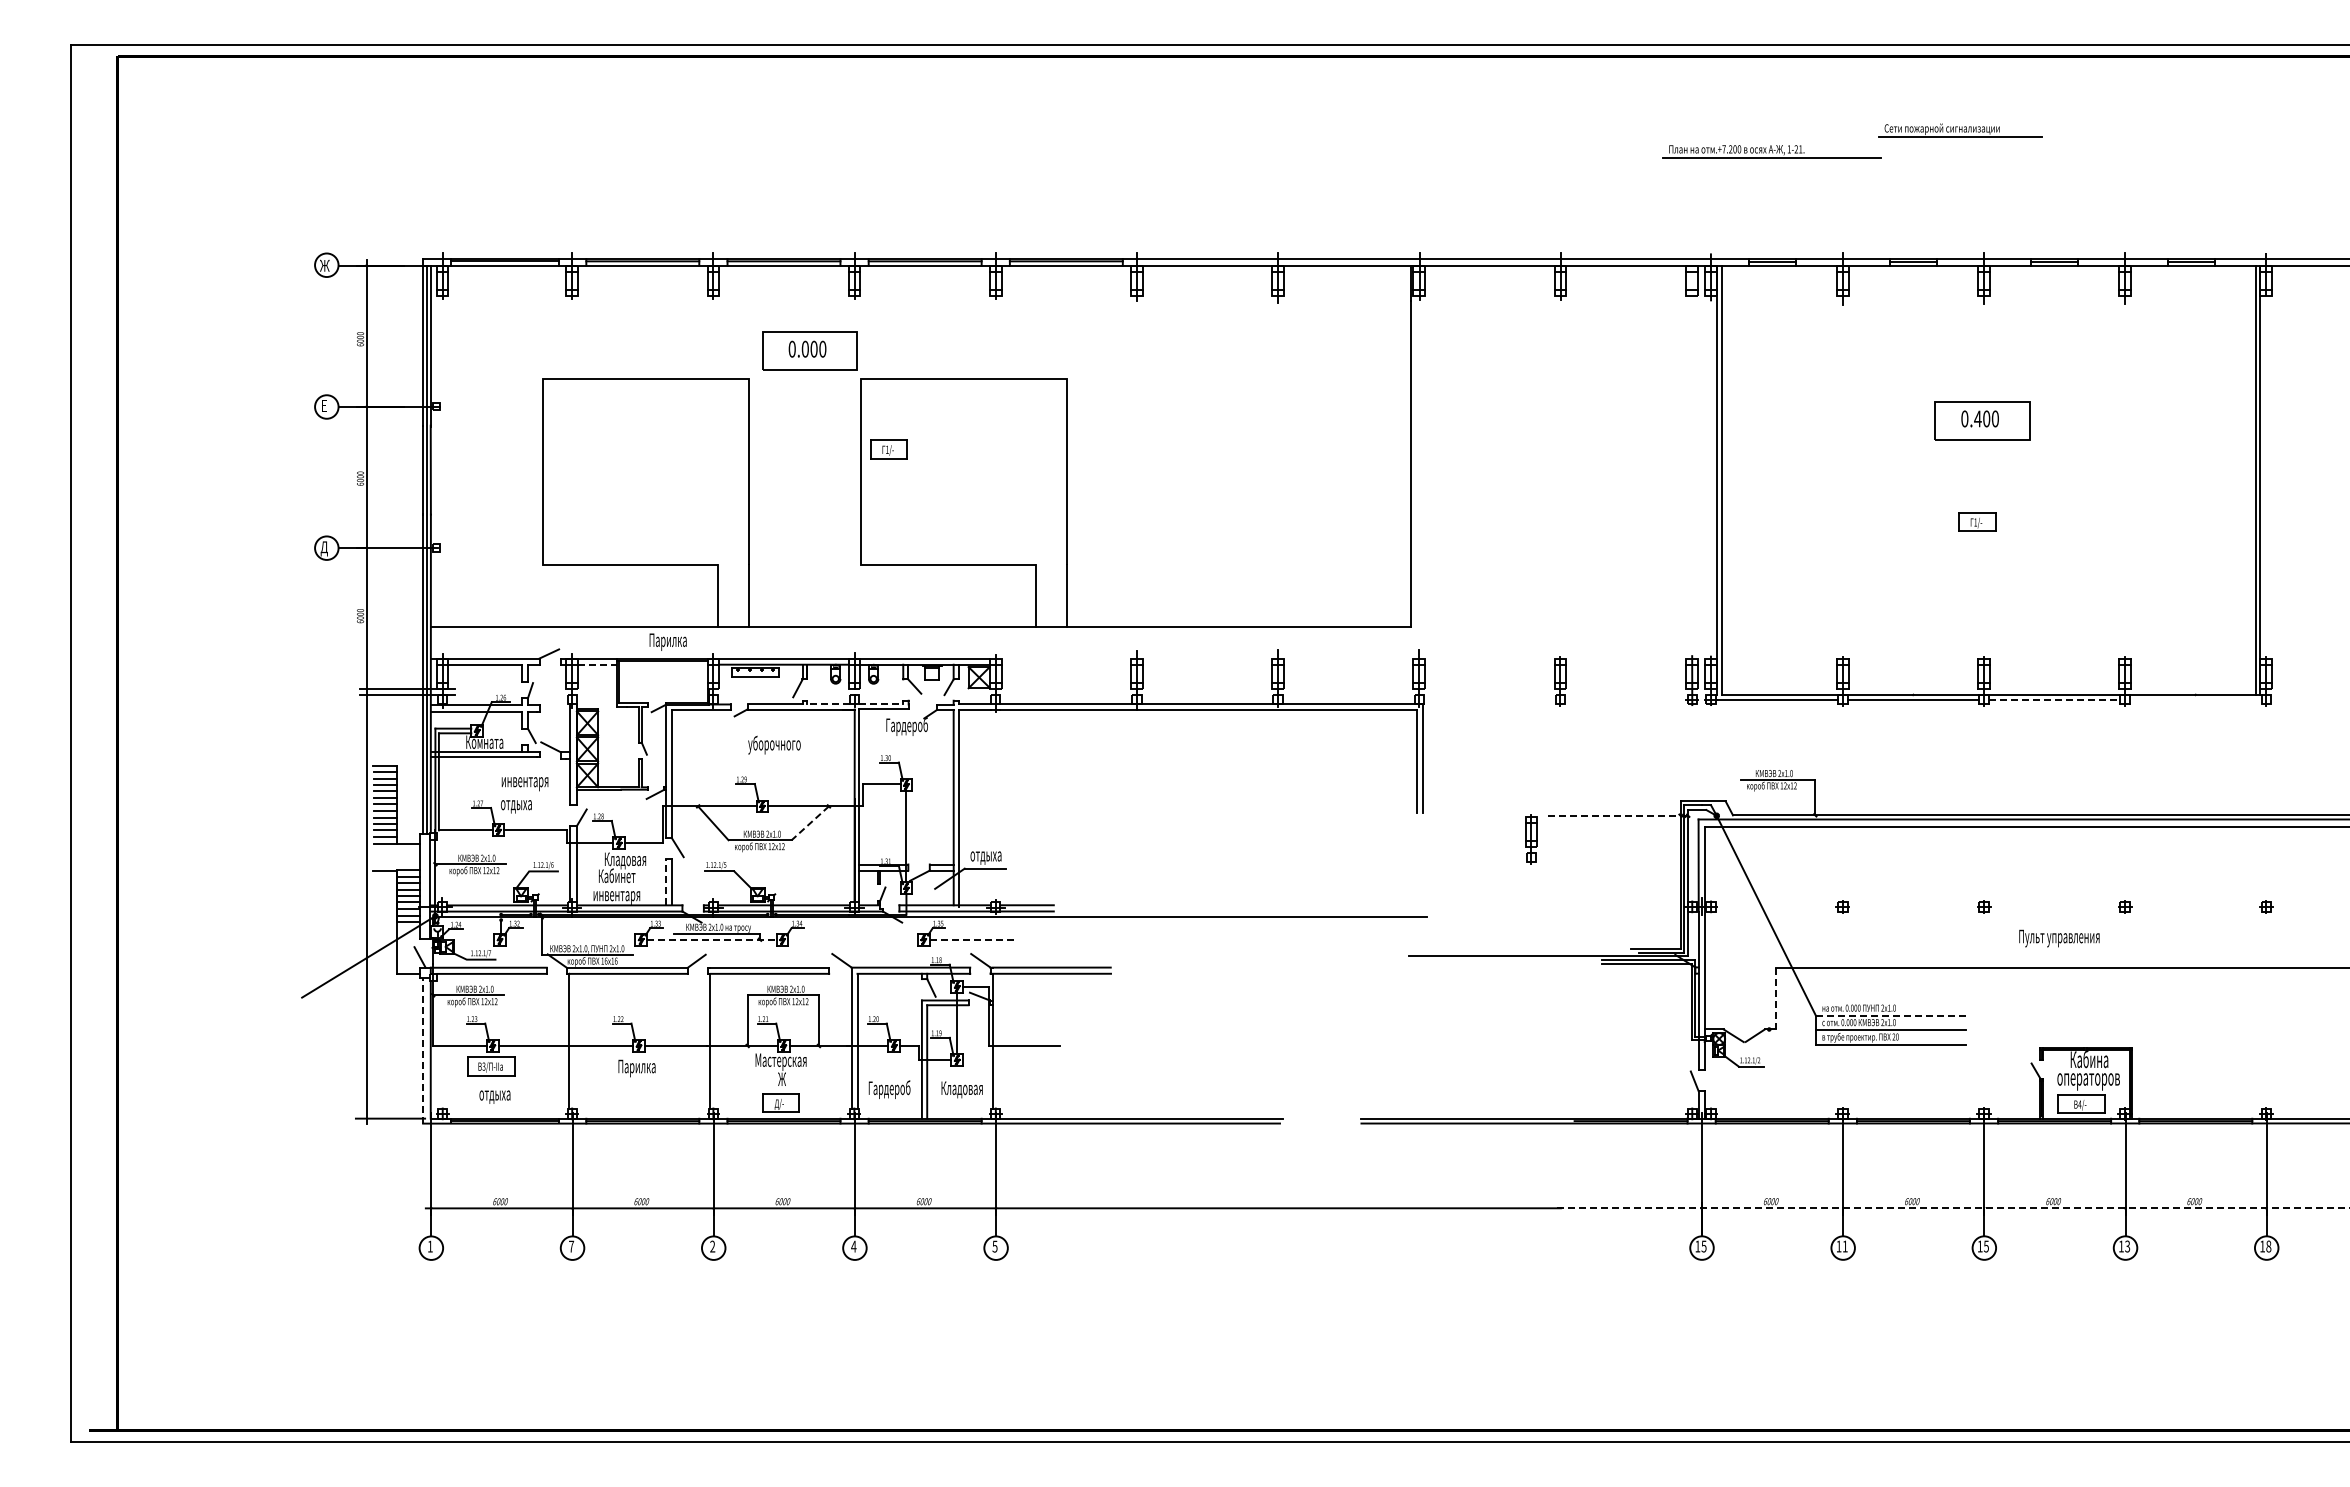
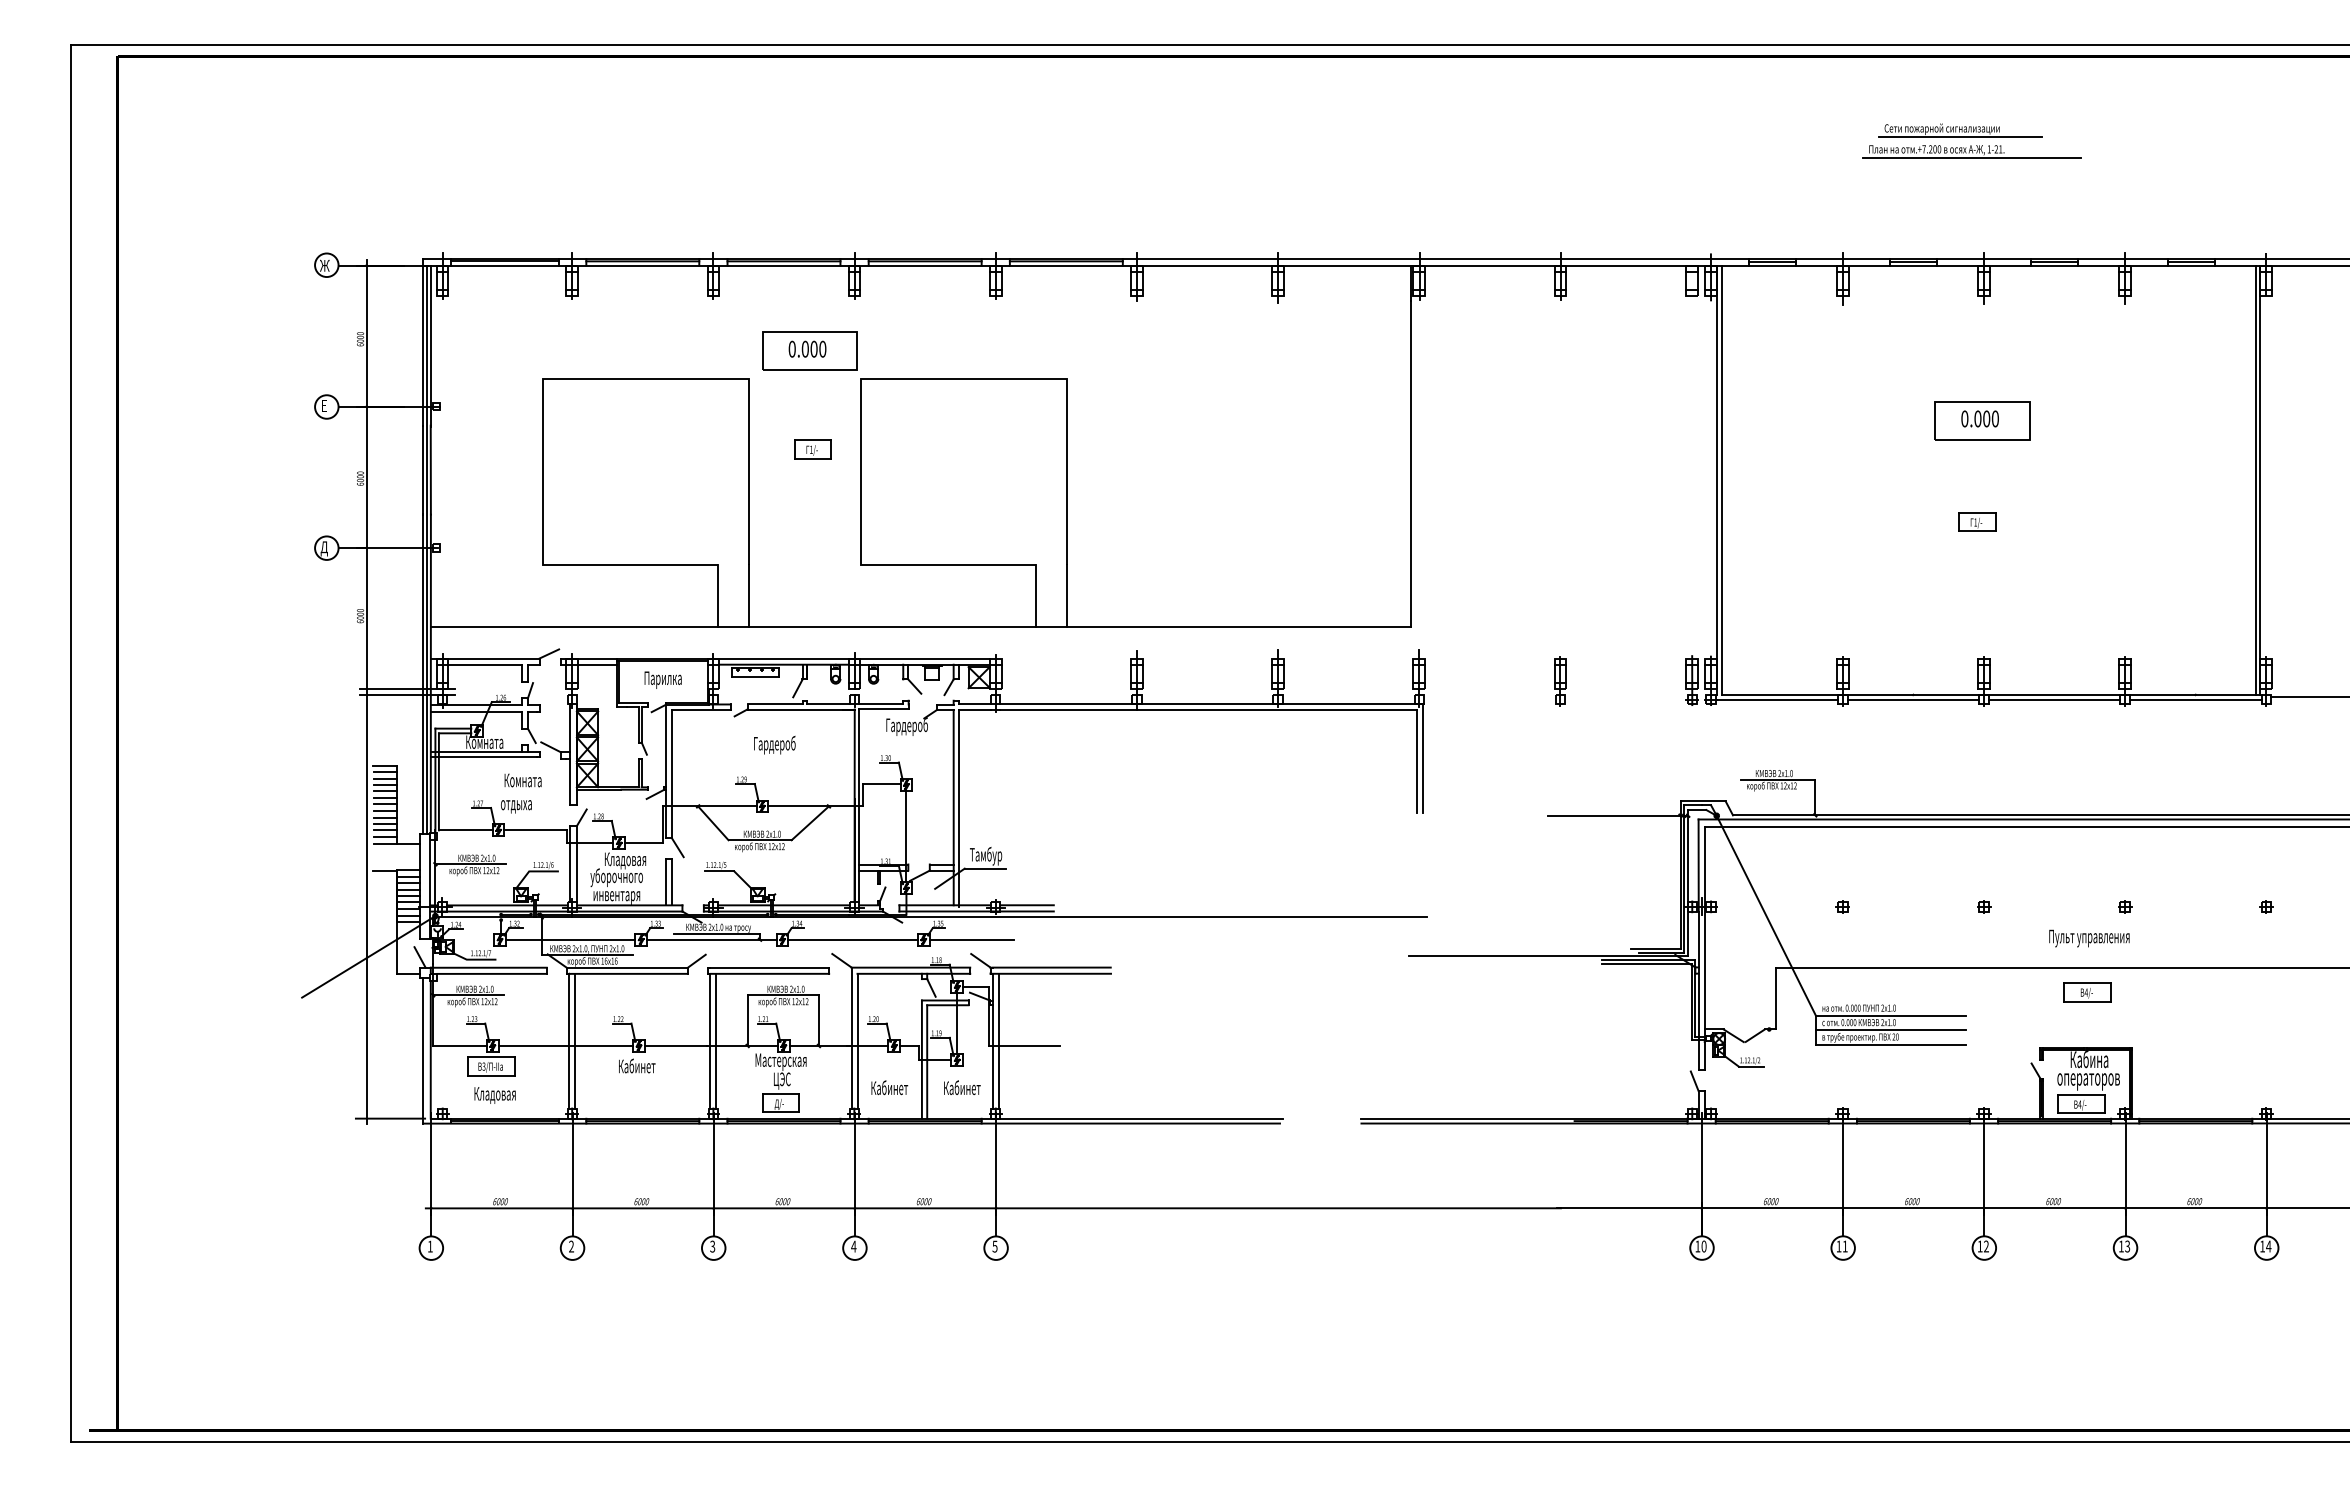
part position: (1771, 151) -> (1971, 151) (1971, 151)
text: 0.400 -> 0.000 (1977, 418)
part position: (888, 449) -> (812, 449) (812, 449)
text position: (667, 641) -> (662, 679) (662, 679)
line: dashed -> solid (597, 664)
line: none -> present (2308, 697)
line: dashed -> solid (2054, 699)
line: none -> present (2195, 699)
line: dashed -> solid (827, 704)
line: dashed -> solid (881, 704)
text: уборочного -> Гардероб (774, 744)
text: инвентаря -> Комната (524, 782)
line: dashed -> solid (1618, 815)
line: dashed -> solid (809, 823)
part: present -> none (1531, 839)
text: отдыха -> Тамбур (986, 855)
text: Кабинет -> уборочного (616, 877)
line: dashed -> solid (666, 881)
text position: (2059, 938) -> (2089, 938) (2089, 938)
line: none -> present (570, 939)
line: dashed -> solid (711, 939)
line: none -> present (852, 939)
line: dashed -> solid (971, 939)
part: none -> present (2087, 992)
line: dashed -> solid (1775, 998)
line: dashed -> solid (1890, 1015)
line: none -> present (575, 1041)
line: none -> present (716, 1041)
line: none -> present (998, 1041)
line: dashed -> solid (423, 1050)
text: Парилка -> Кабинет (636, 1067)
text: Ж -> ЦЭС (782, 1080)
text: Гардероб -> Кабинет (889, 1089)
text: Кладовая -> Кабинет (961, 1089)
text: отдыха -> Кладовая (494, 1095)
line: dashed -> solid (1953, 1208)
text: 7 -> 2 (571, 1246)
text: 2 -> 3 (712, 1246)
text: 15 -> 10 (1703, 1246)
text: 15 -> 12 (1986, 1246)
text: 18 -> 14 (2268, 1246)
